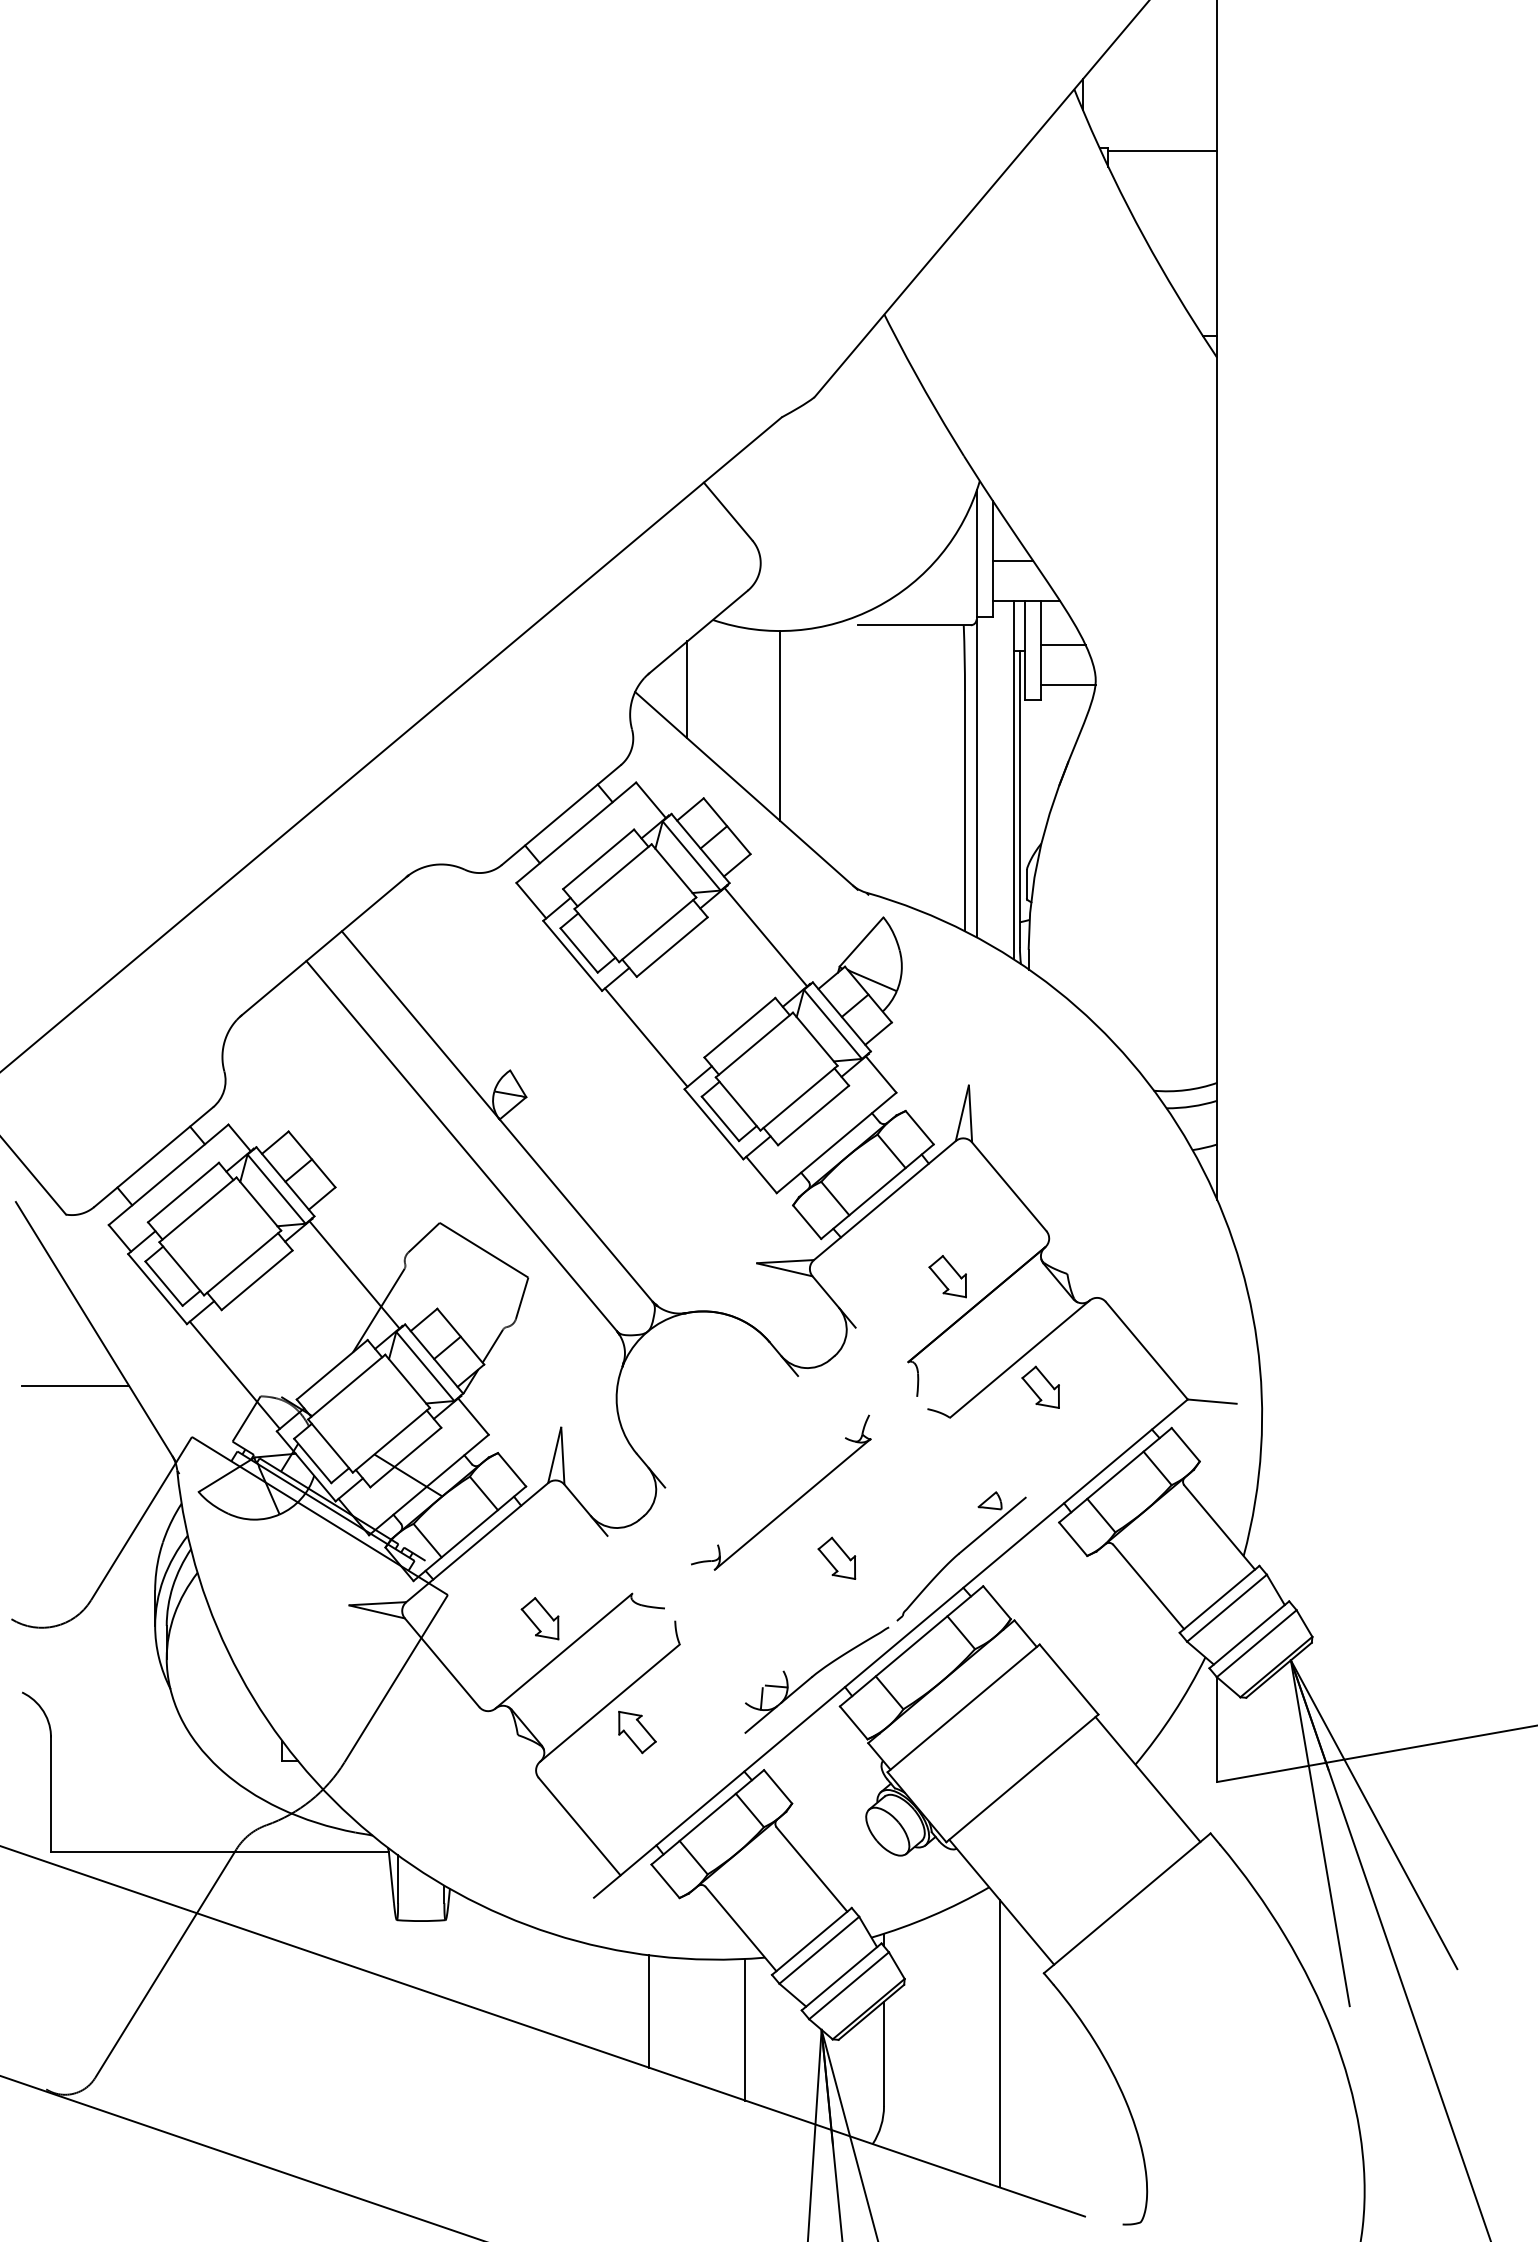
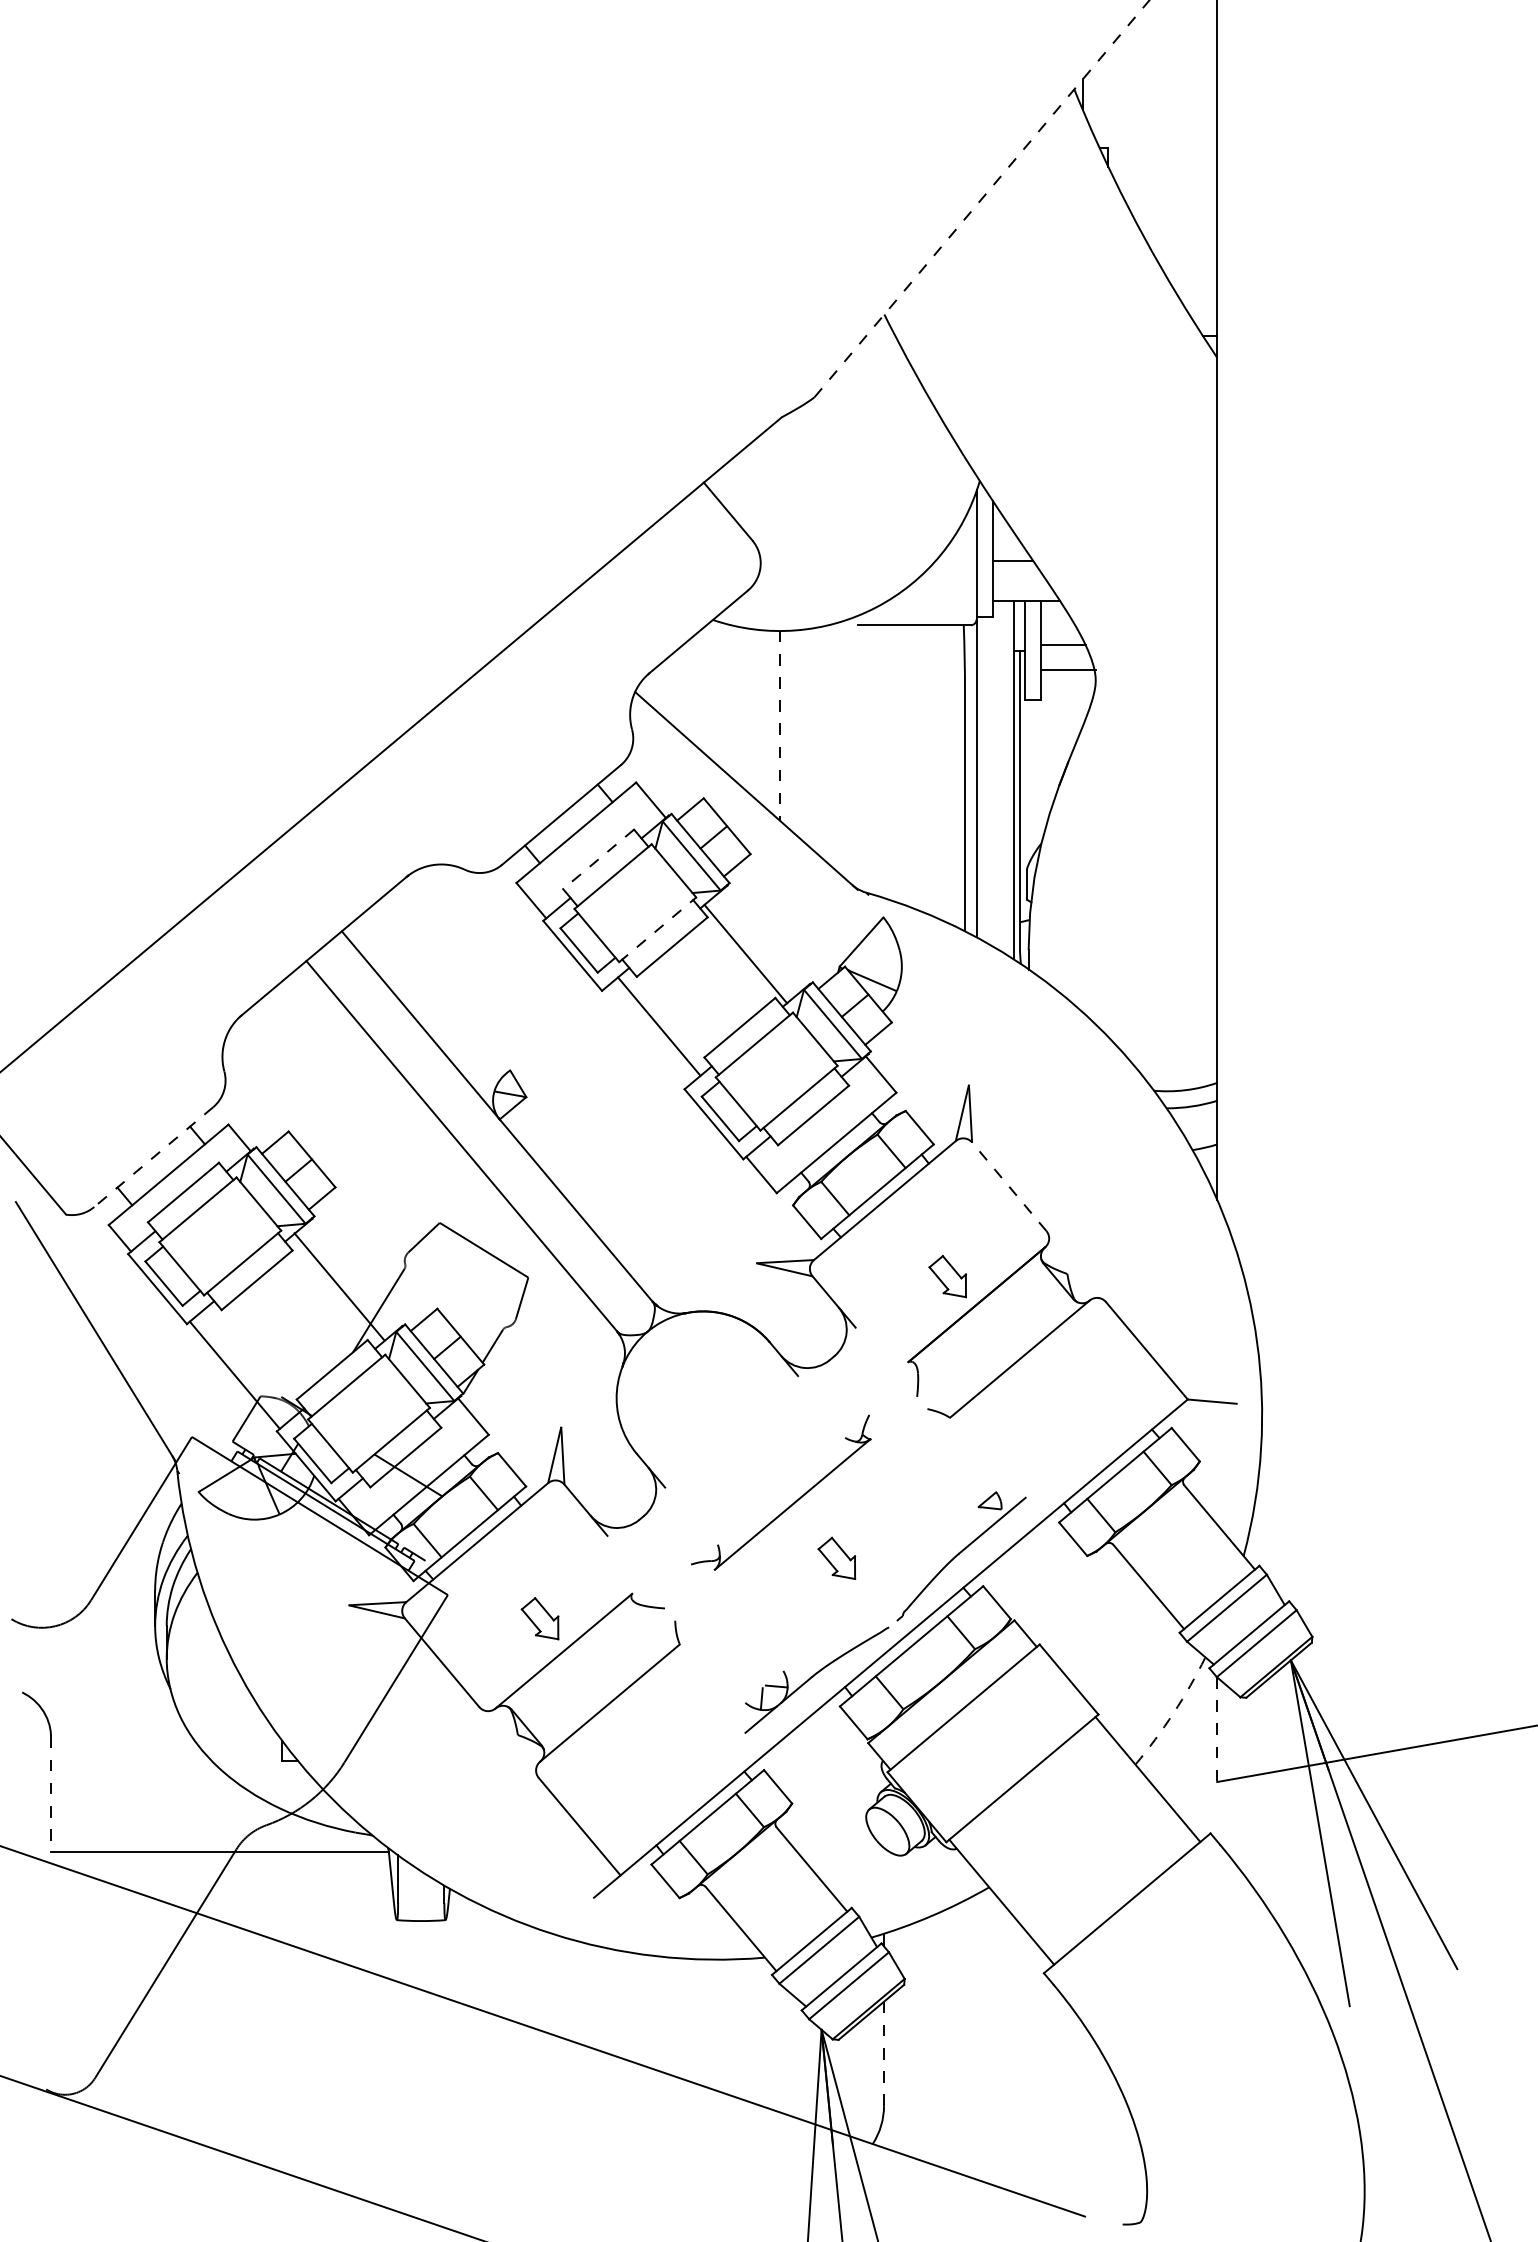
line: present -> none (1162, 150)
line: solid -> dashed (981, 198)
line position: (1068, 685) -> (1068, 670) (1068, 670)
line: present -> none (687, 689)
line: solid -> dashed (779, 725)
line: solid -> dashed (598, 859)
line: solid -> dashed (658, 929)
line position: (765, 937) -> (745, 954) (745, 954)
line position: (645, 1037) -> (658, 1026) (658, 1026)
line: solid -> dashed (153, 1157)
line: solid -> dashed (1009, 1186)
line position: (354, 1274) -> (339, 1286) (339, 1286)
line: present -> none (75, 1385)
part: present -> none (1040, 1386)
arc: solid -> dashed (1173, 1713)
line: solid -> dashed (1217, 1730)
part: present -> none (637, 1732)
line: solid -> dashed (51, 1794)
line: present -> none (649, 2011)
line: present -> none (745, 2029)
line: present -> none (999, 2043)
line: solid -> dashed (884, 2054)
